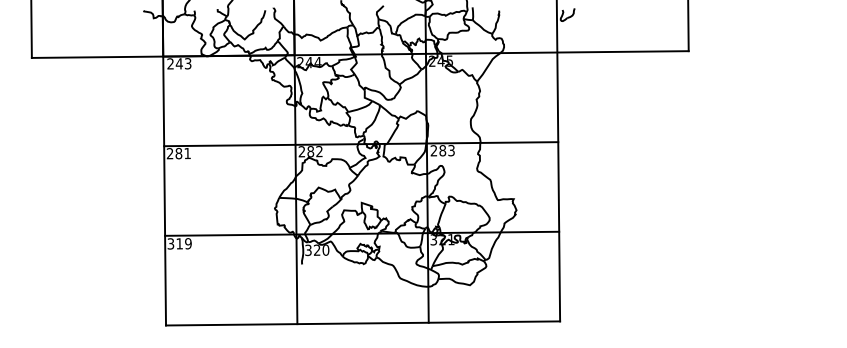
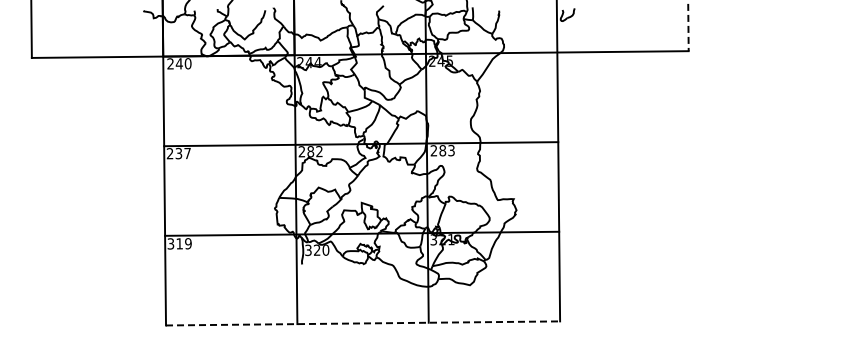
line: solid -> dashed (688, 26)
text: 243 -> 240 (187, 63)
text: 281 -> 237 (182, 153)
line: solid -> dashed (363, 323)
